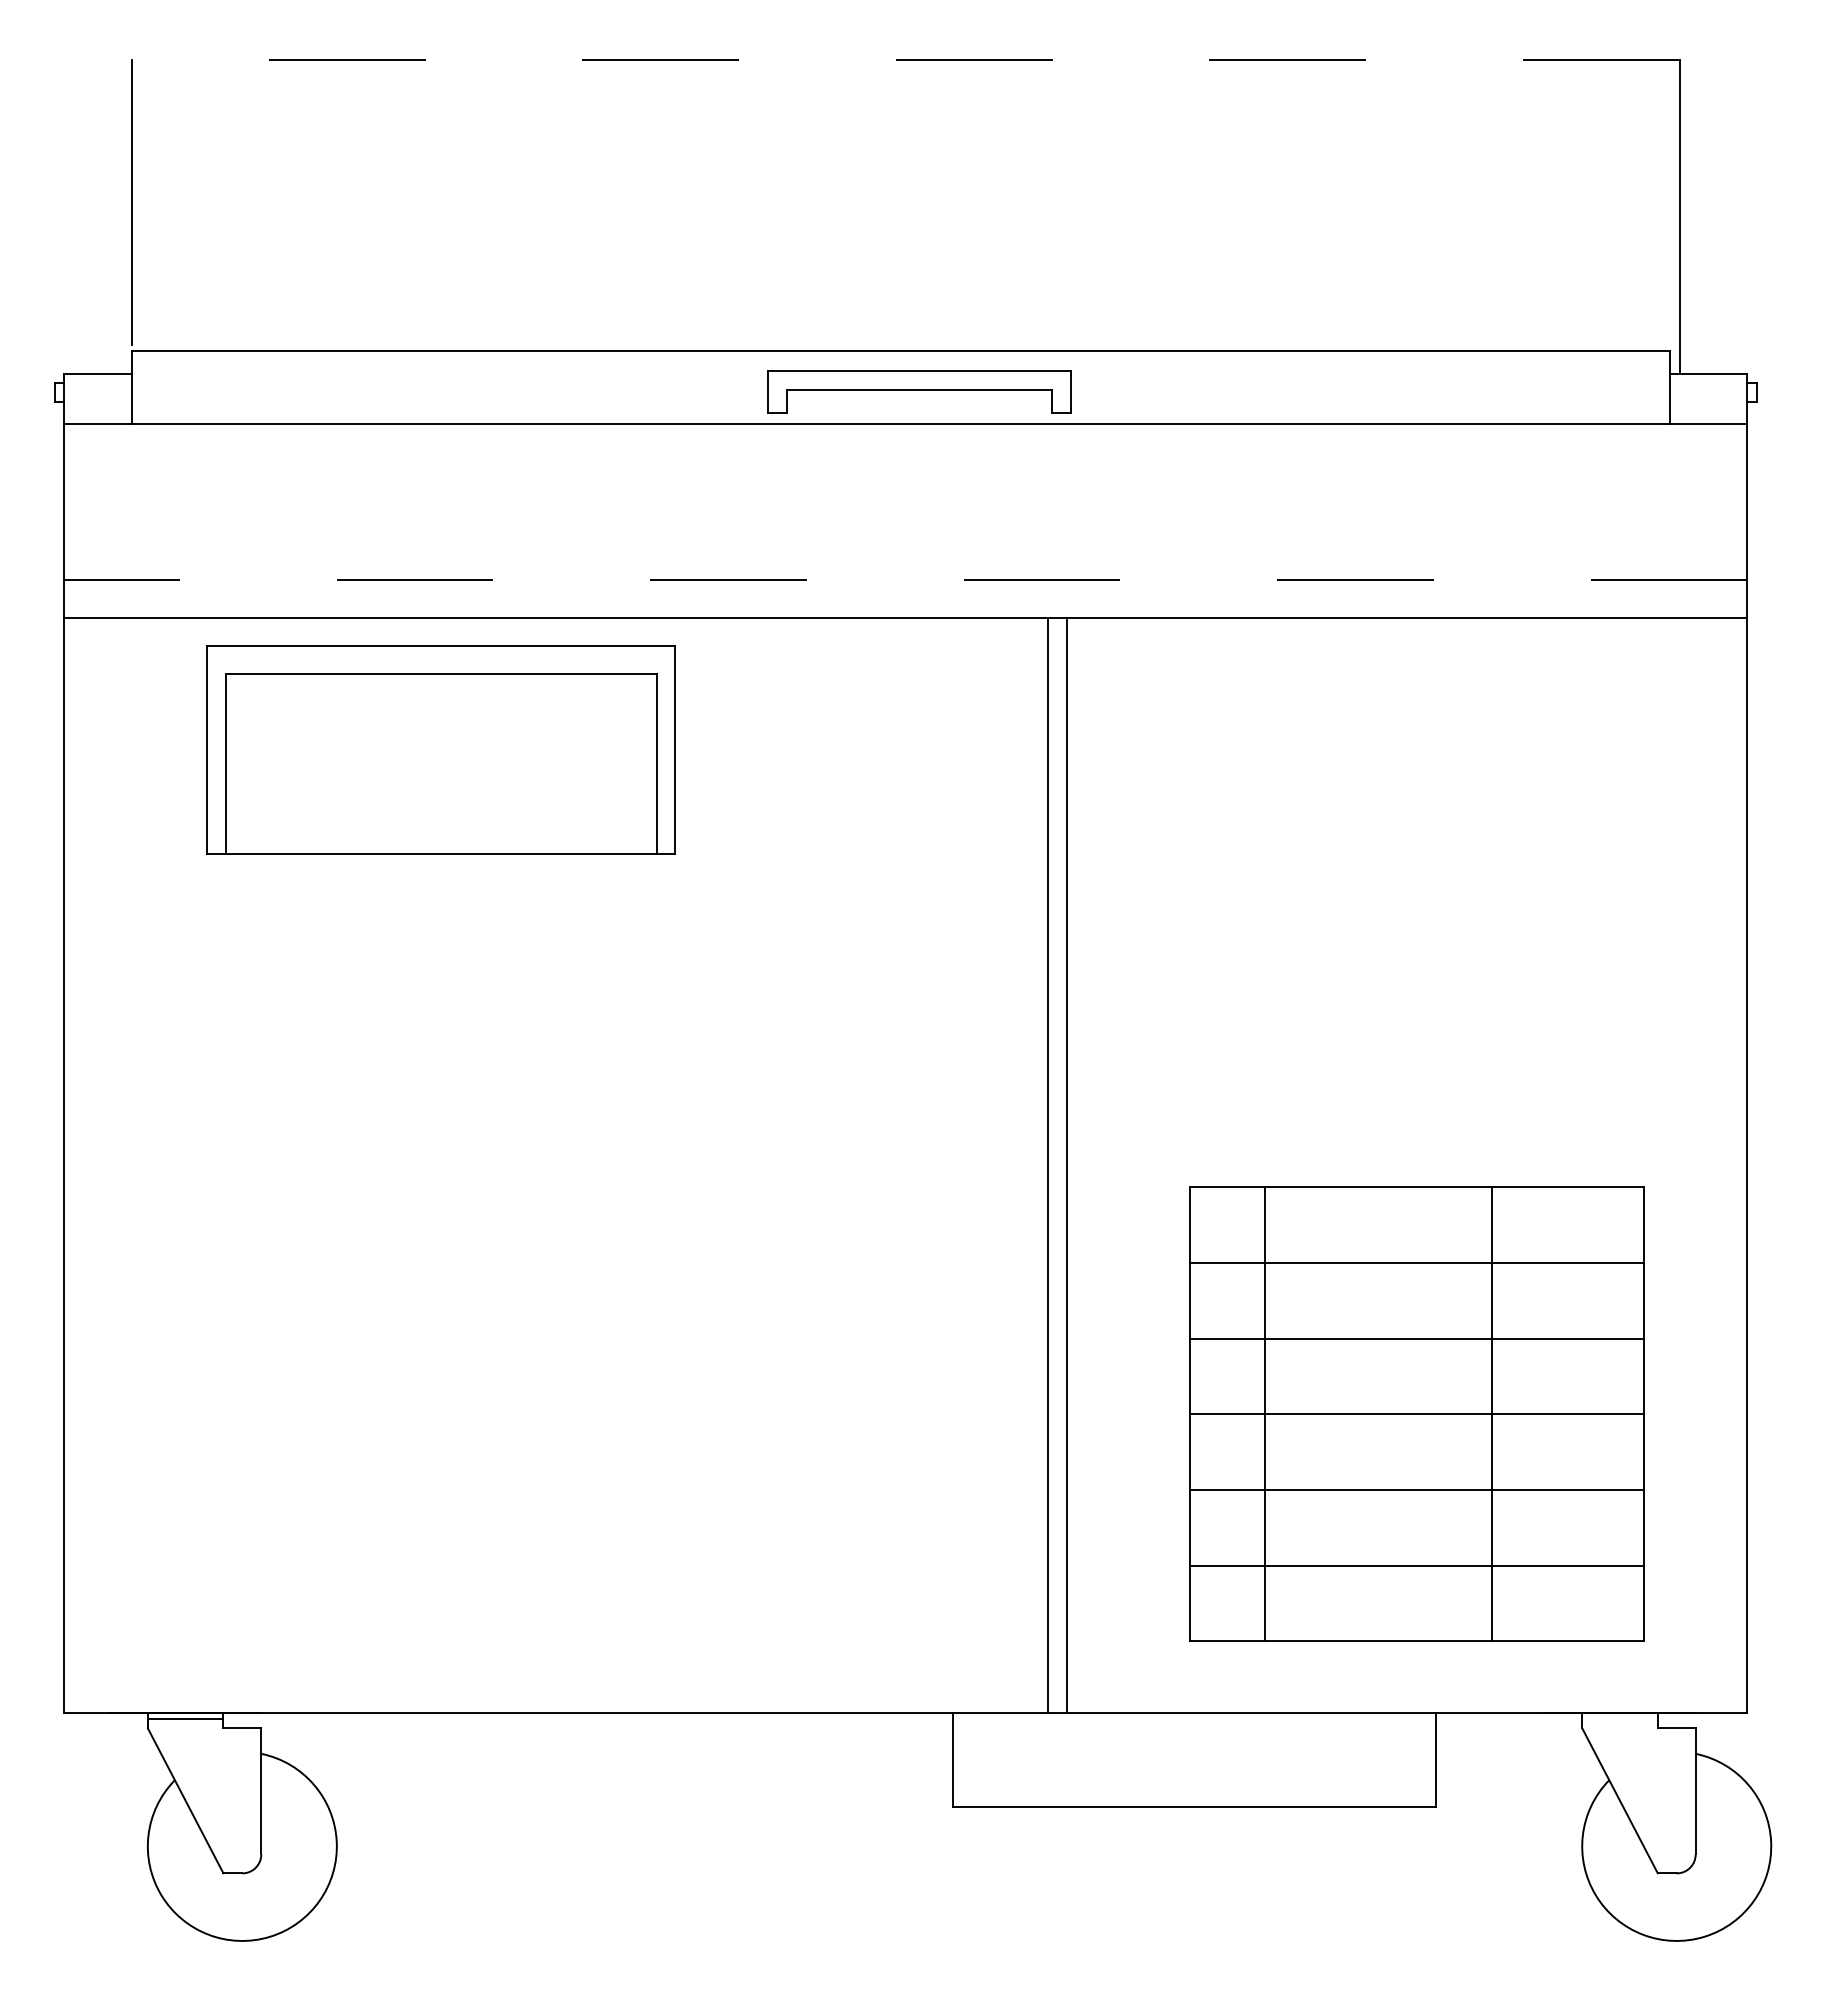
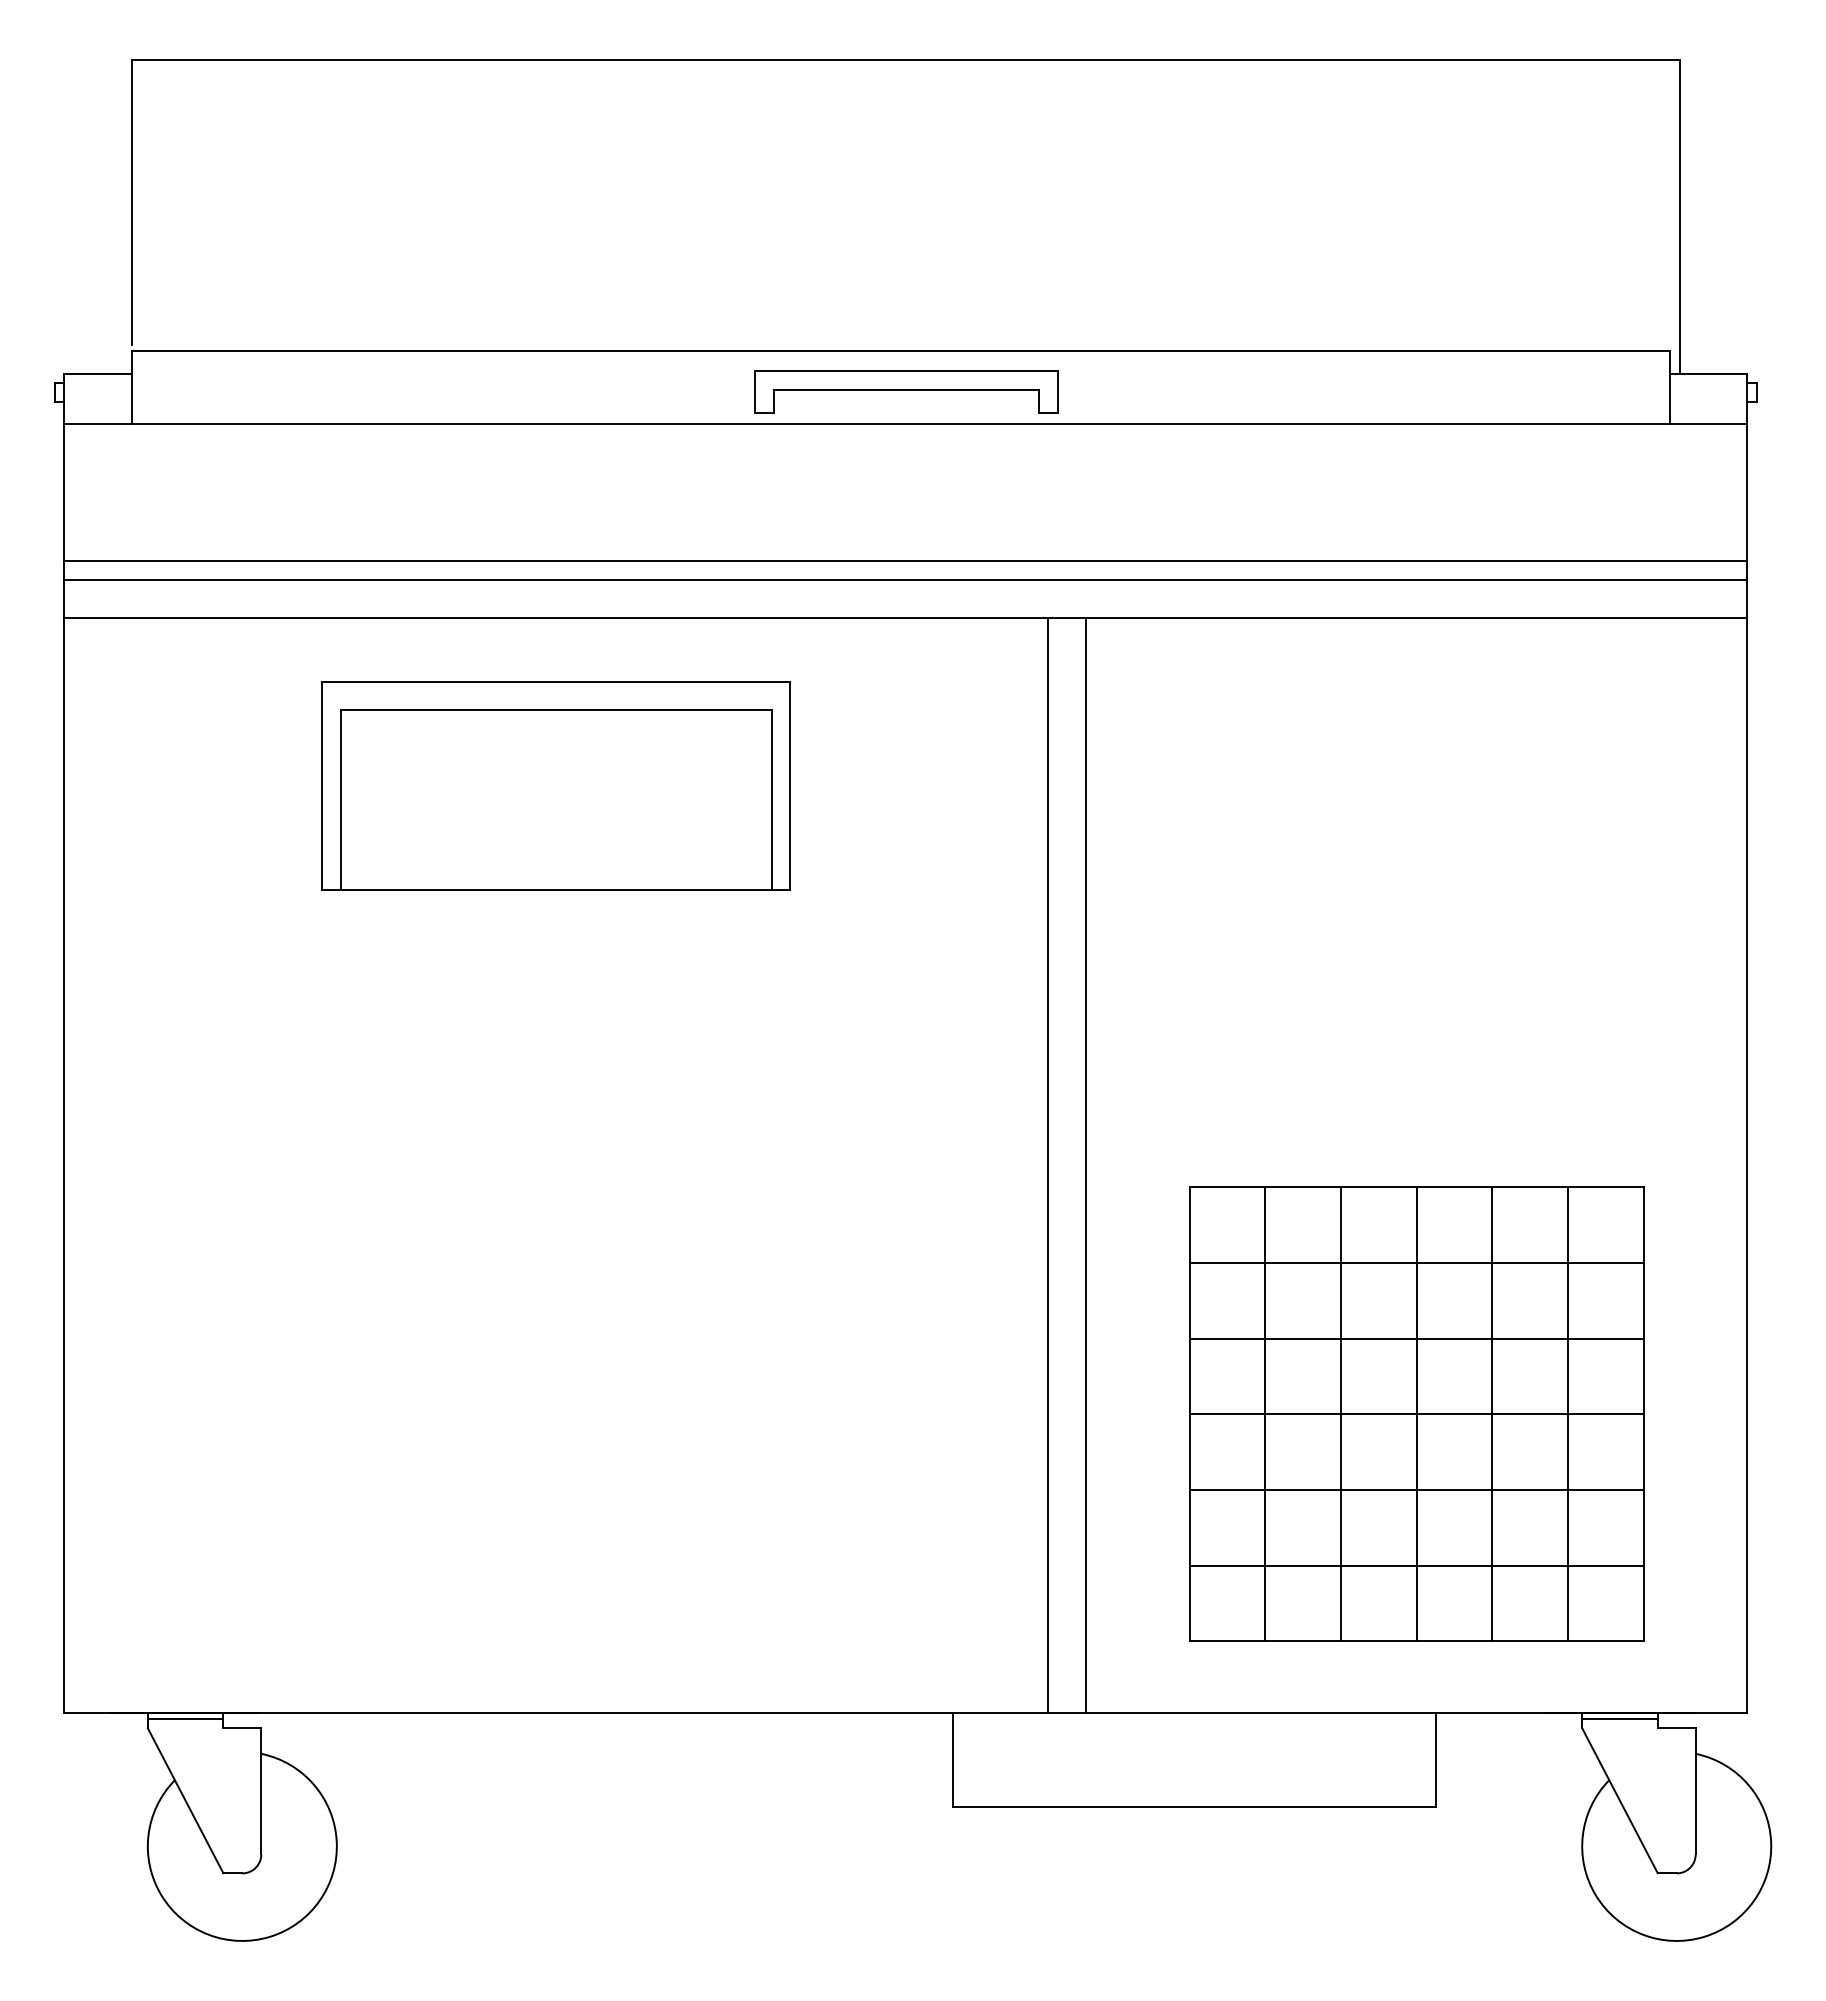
line: dashed -> solid (905, 60)
part position: (919, 391) -> (906, 391) (906, 391)
line: none -> present (905, 561)
line: dashed -> solid (905, 580)
part position: (440, 749) -> (555, 785) (555, 785)
line position: (1066, 1164) -> (1085, 1164) (1085, 1164)
line: none -> present (1340, 1414)
line: none -> present (1416, 1414)
line: none -> present (1567, 1414)
line: none -> present (1619, 1719)
